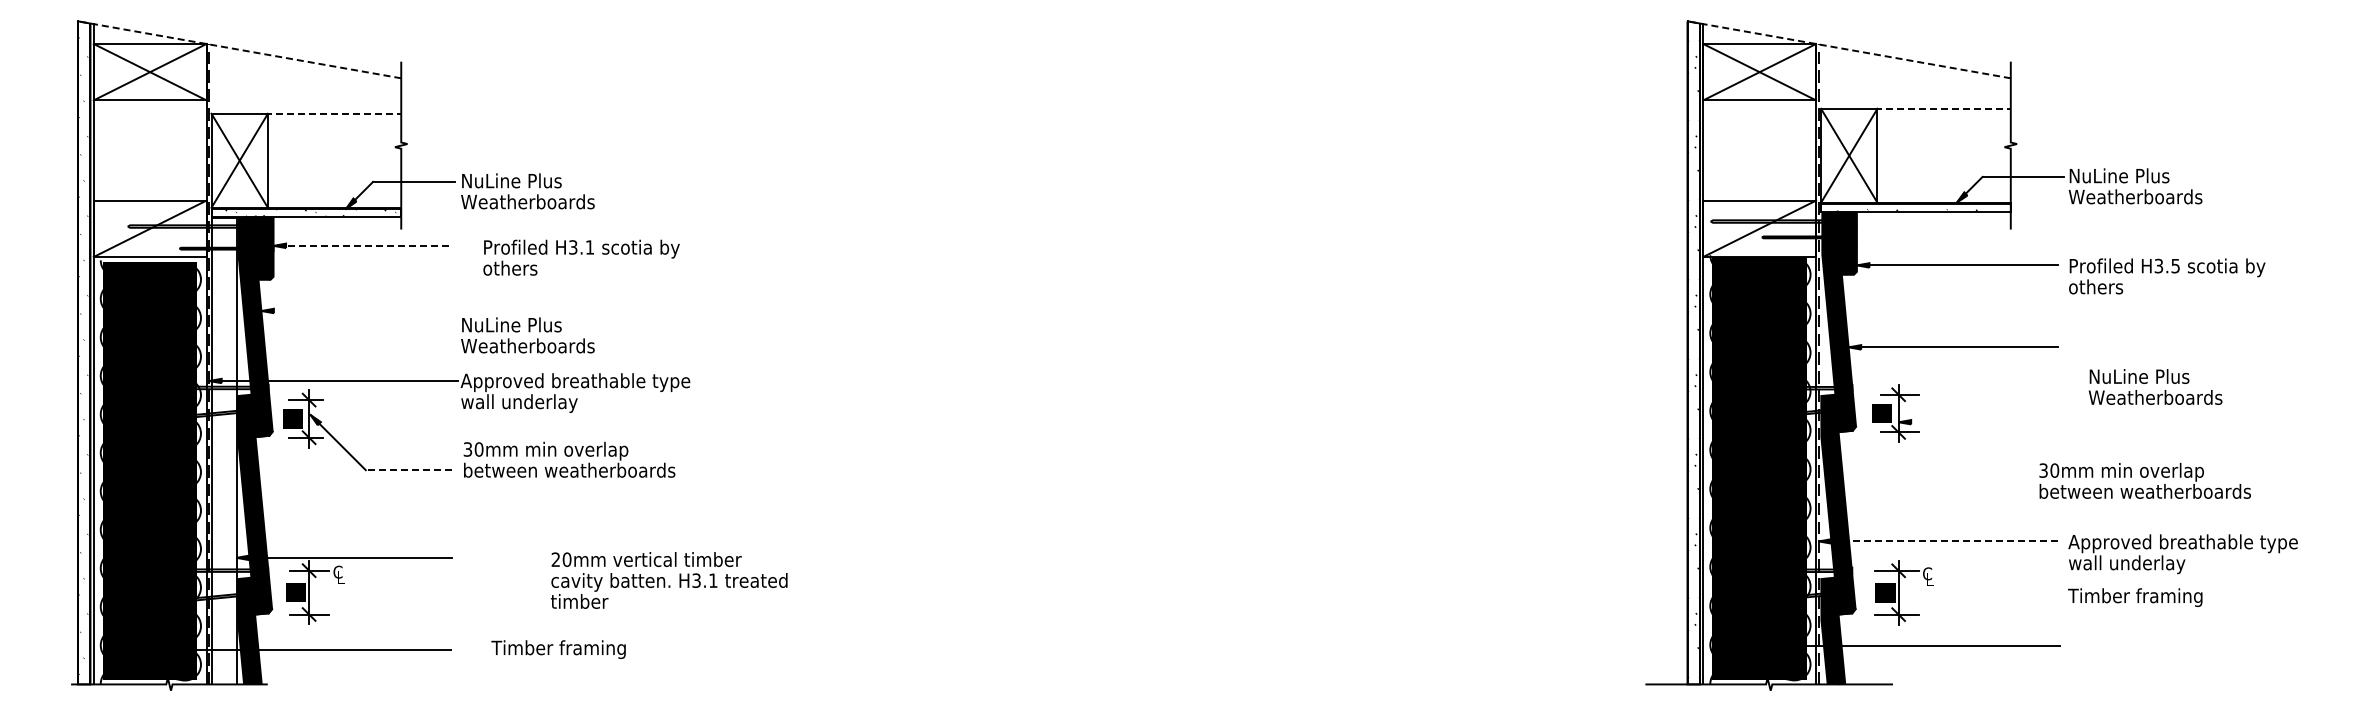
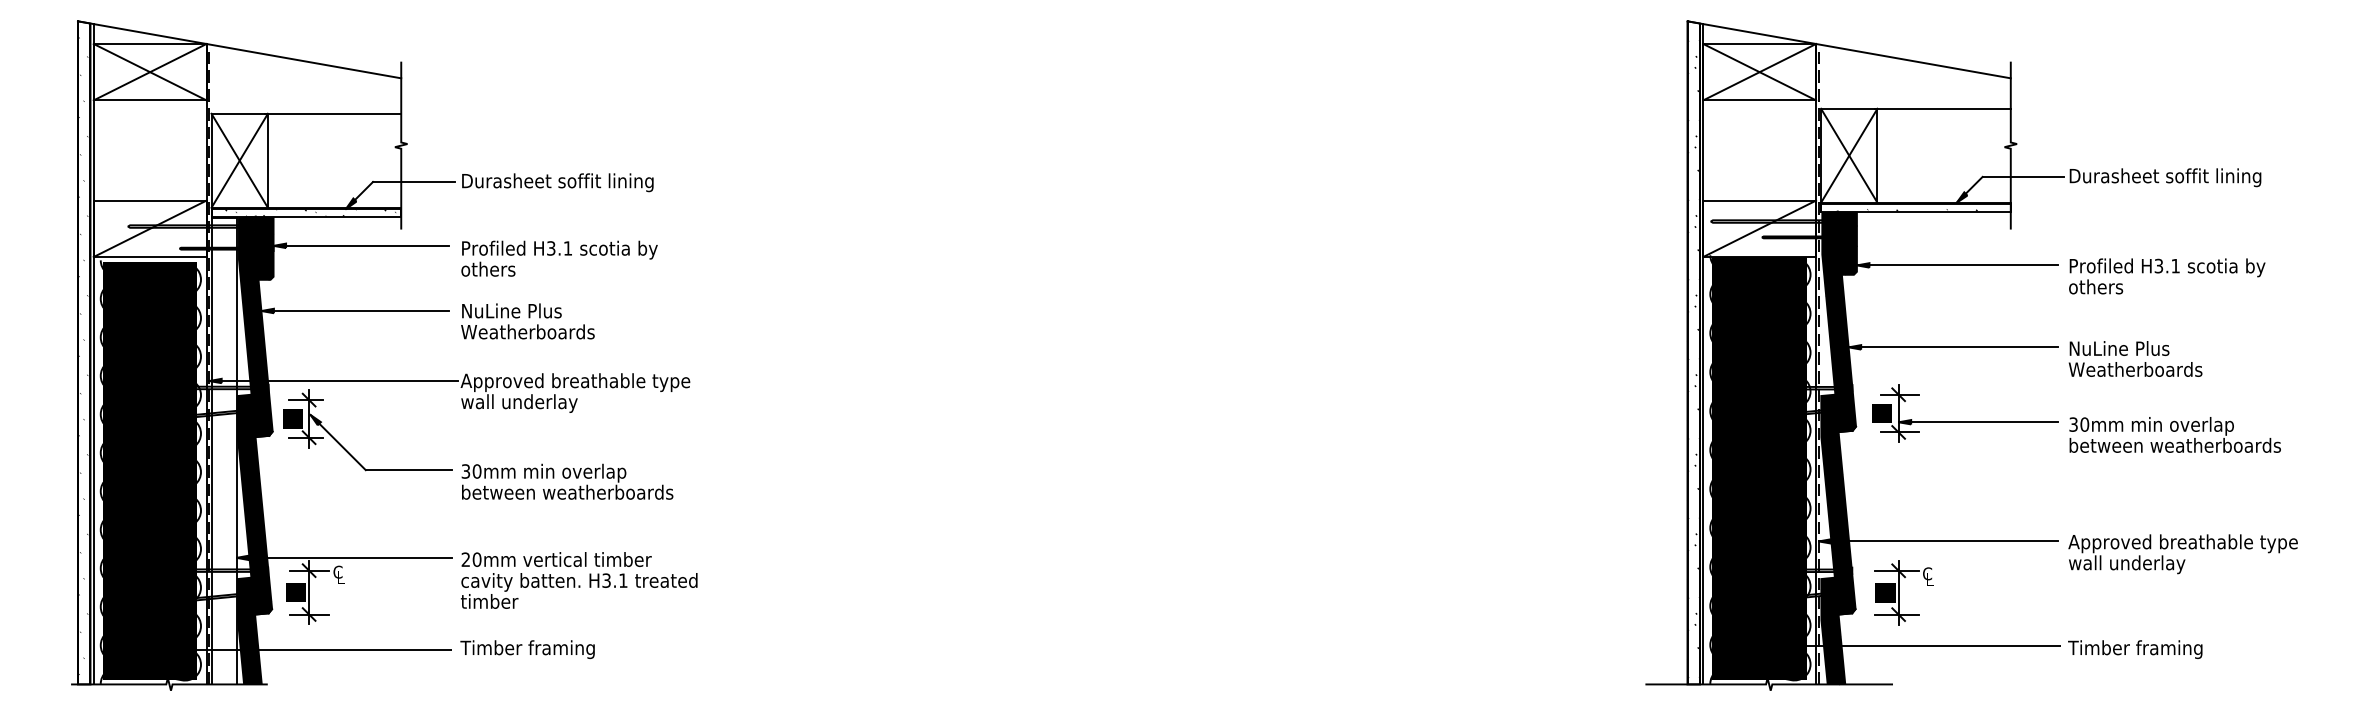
line: dashed -> solid (239, 49)
line: dashed -> solid (1848, 49)
line: dashed -> solid (1942, 108)
line: dashed -> solid (333, 113)
text: NuLine Plus Weatherboards -> Durasheet soffit lining (2164, 186)
text: NuLine Plus Weatherboards -> Durasheet soffit lining (557, 191)
line: dashed -> solid (361, 245)
text position: (581, 257) -> (559, 258) (559, 258)
text: H3.5 -> H3.1 (2175, 266)
line: none -> present (354, 311)
text position: (527, 335) -> (527, 321) (527, 321)
text position: (2155, 386) -> (2135, 358) (2135, 358)
line: none -> present (1978, 422)
text position: (569, 459) -> (567, 481) (567, 481)
line: dashed -> solid (408, 470)
text position: (2144, 480) -> (2174, 434) (2174, 434)
line: dashed -> solid (1938, 541)
text position: (669, 580) -> (579, 580) (579, 580)
text position: (2135, 597) -> (2135, 649) (2135, 649)
text position: (558, 649) -> (527, 649) (527, 649)
